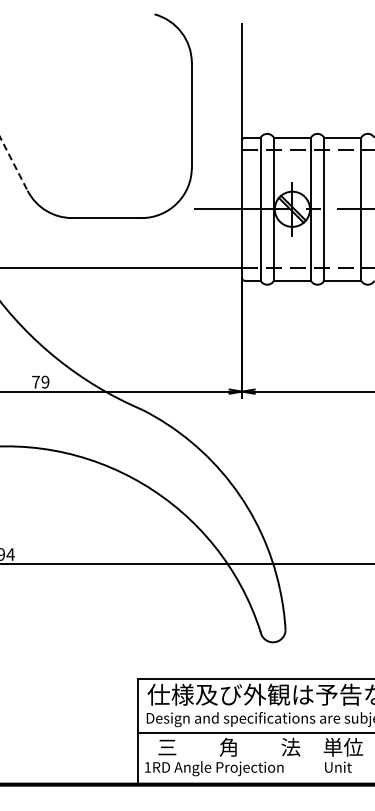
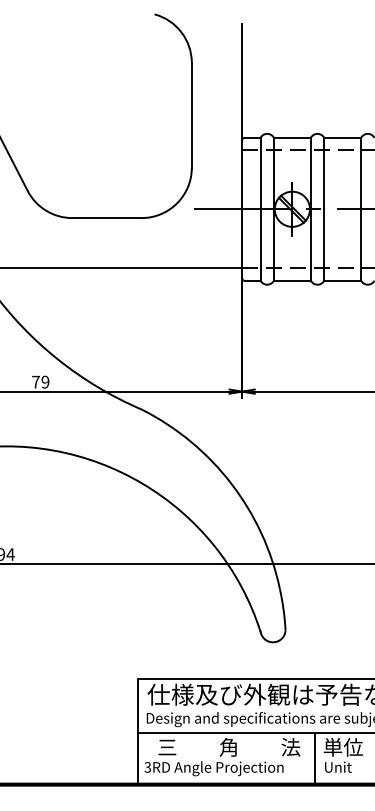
line: dashed -> solid (13, 164)
line: none -> present (315, 757)
text: 1RD -> 3RD (147, 767)
